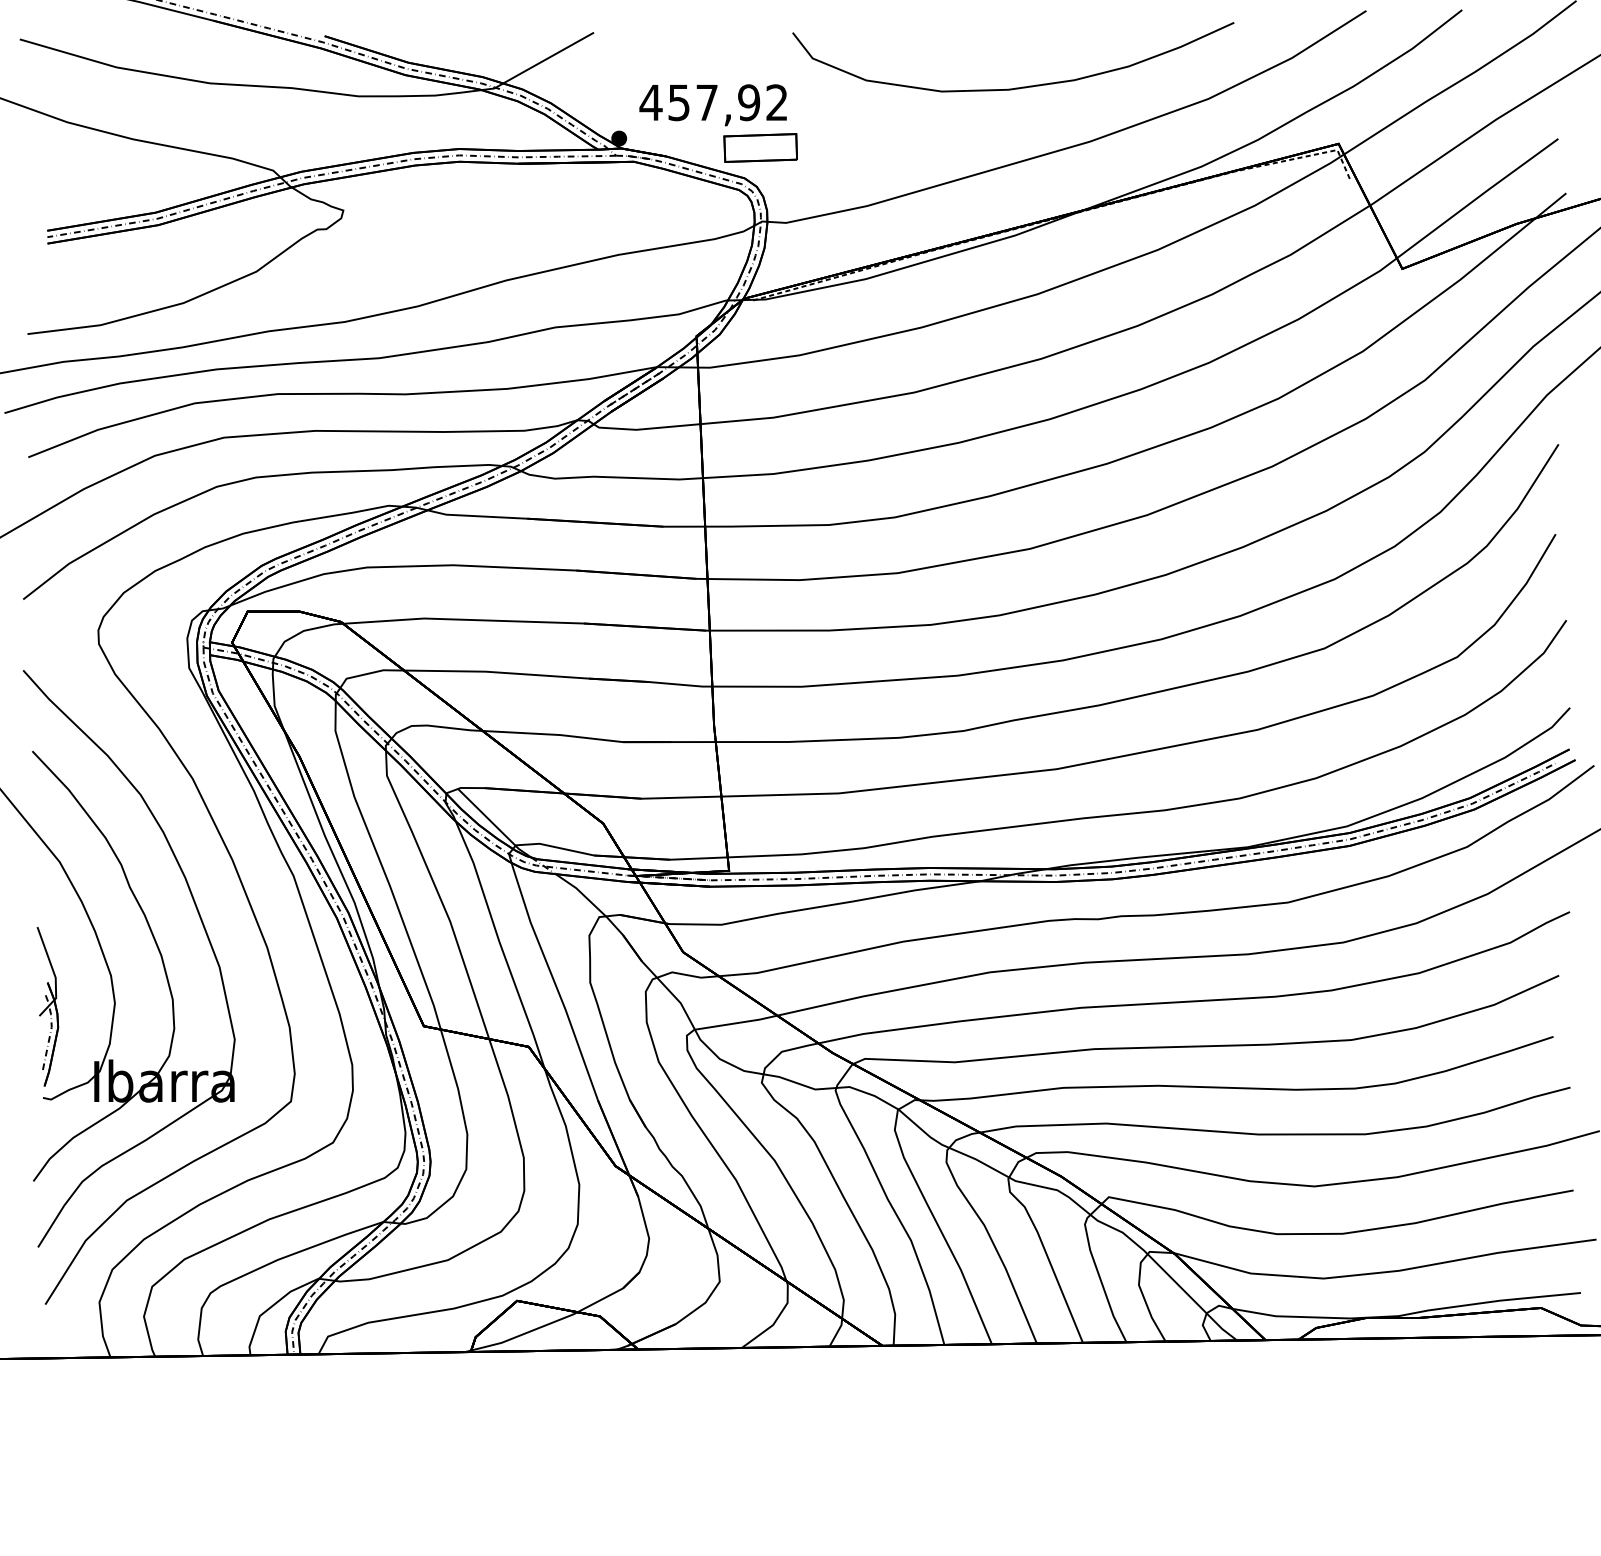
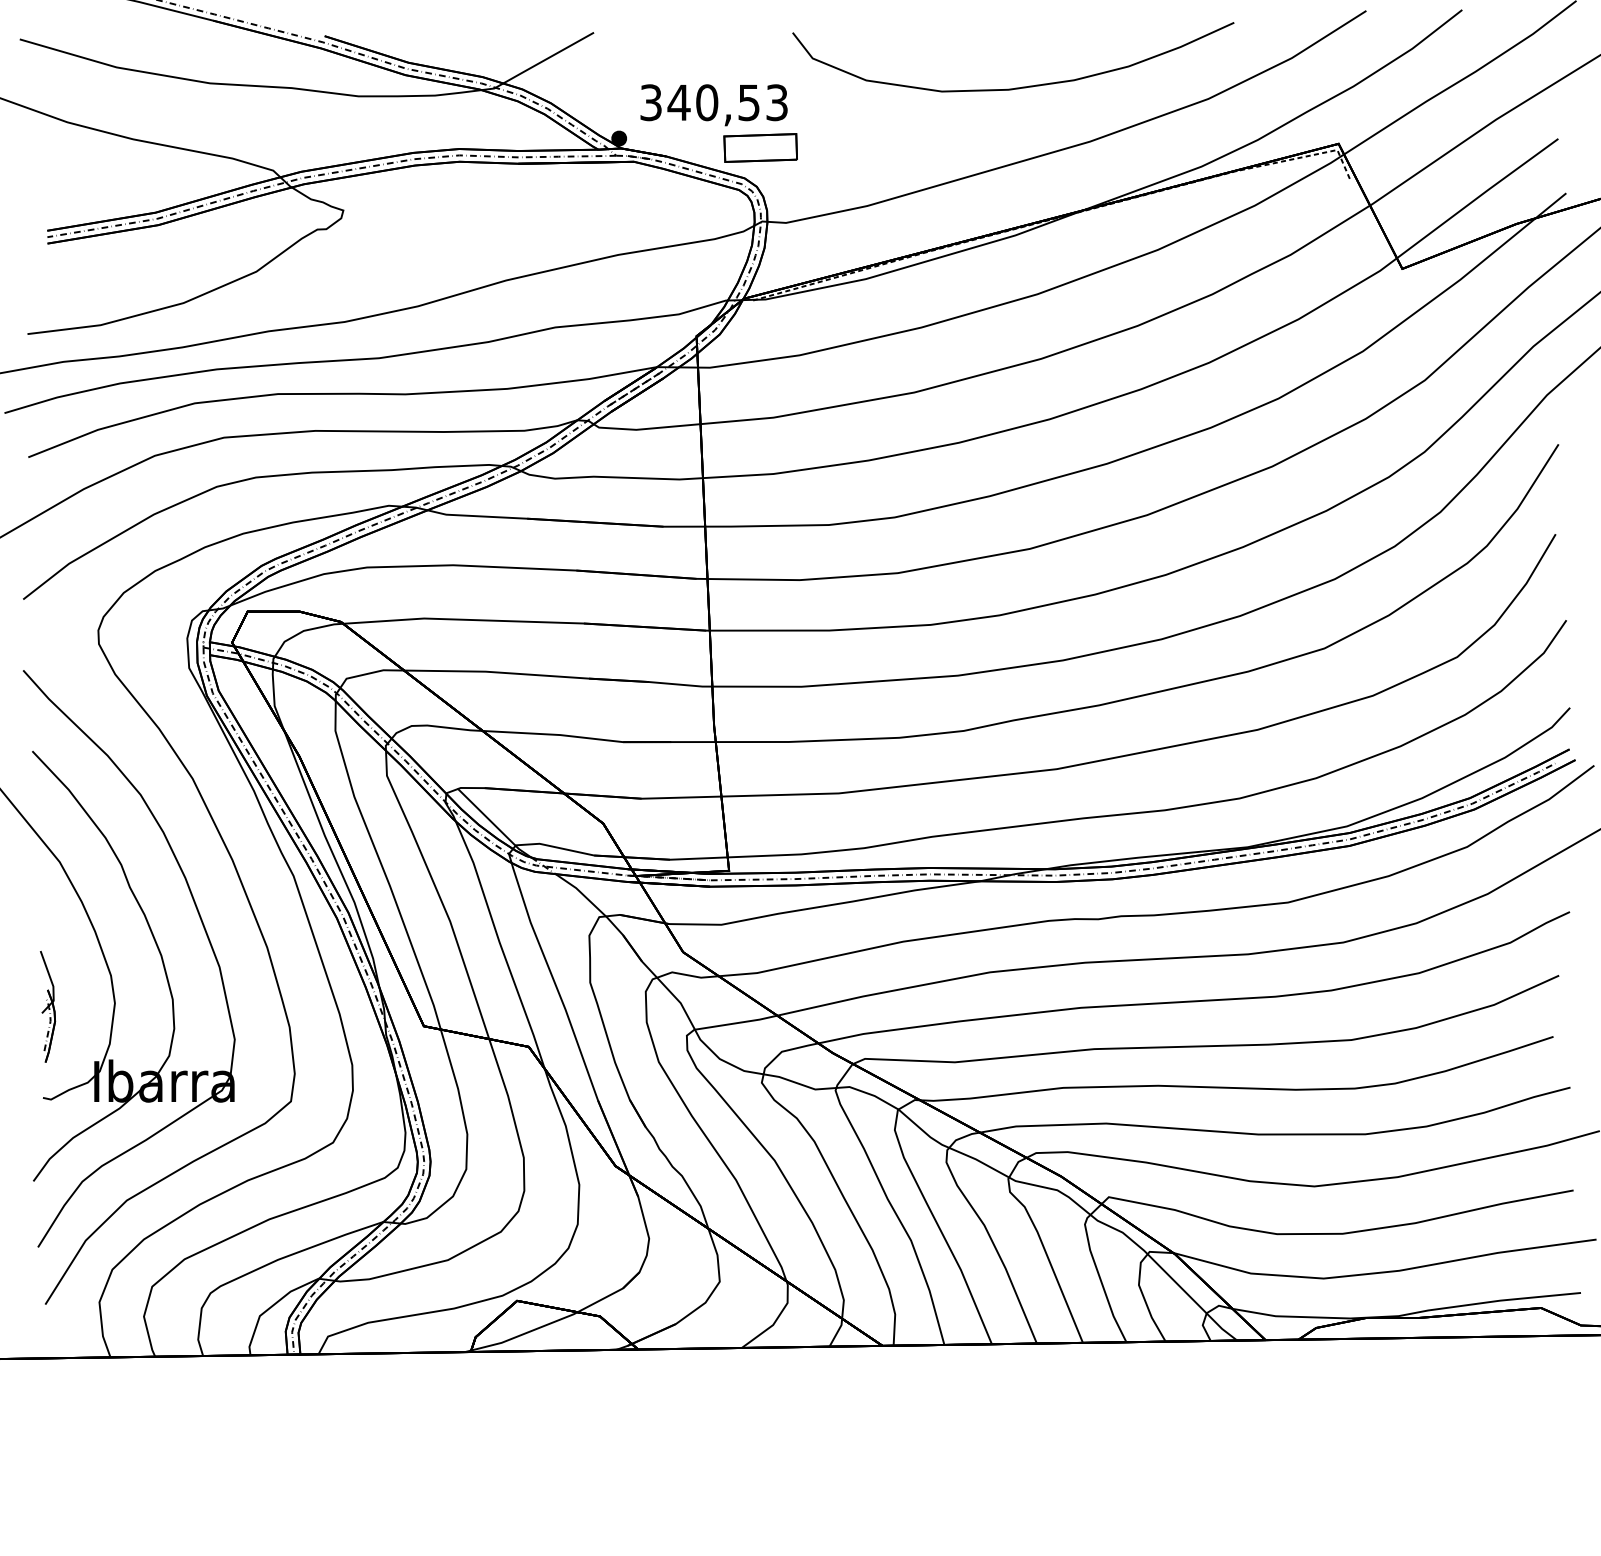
text: 457,92 -> 340,53 (713, 102)
part size: 24x160 px -> 17x112 px (48, 1006)
